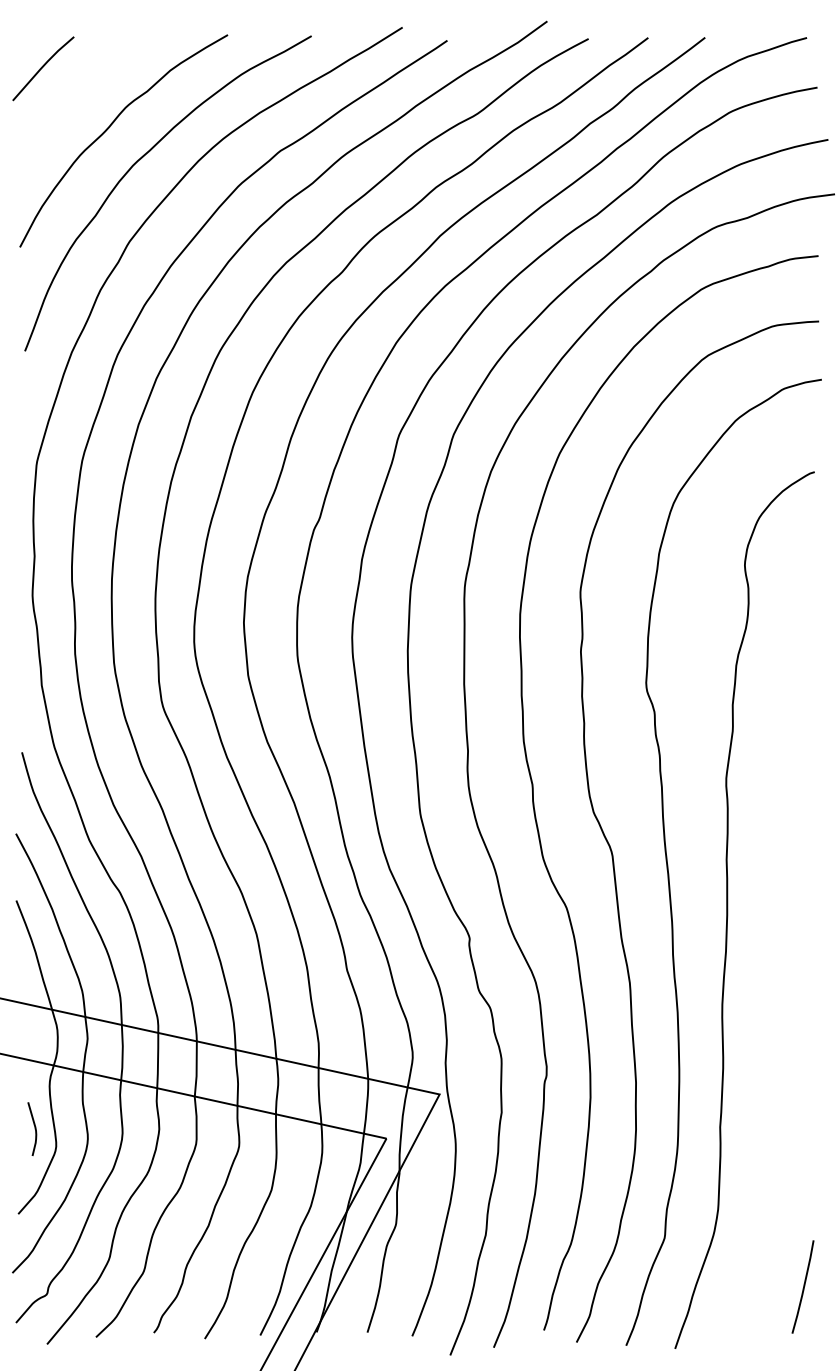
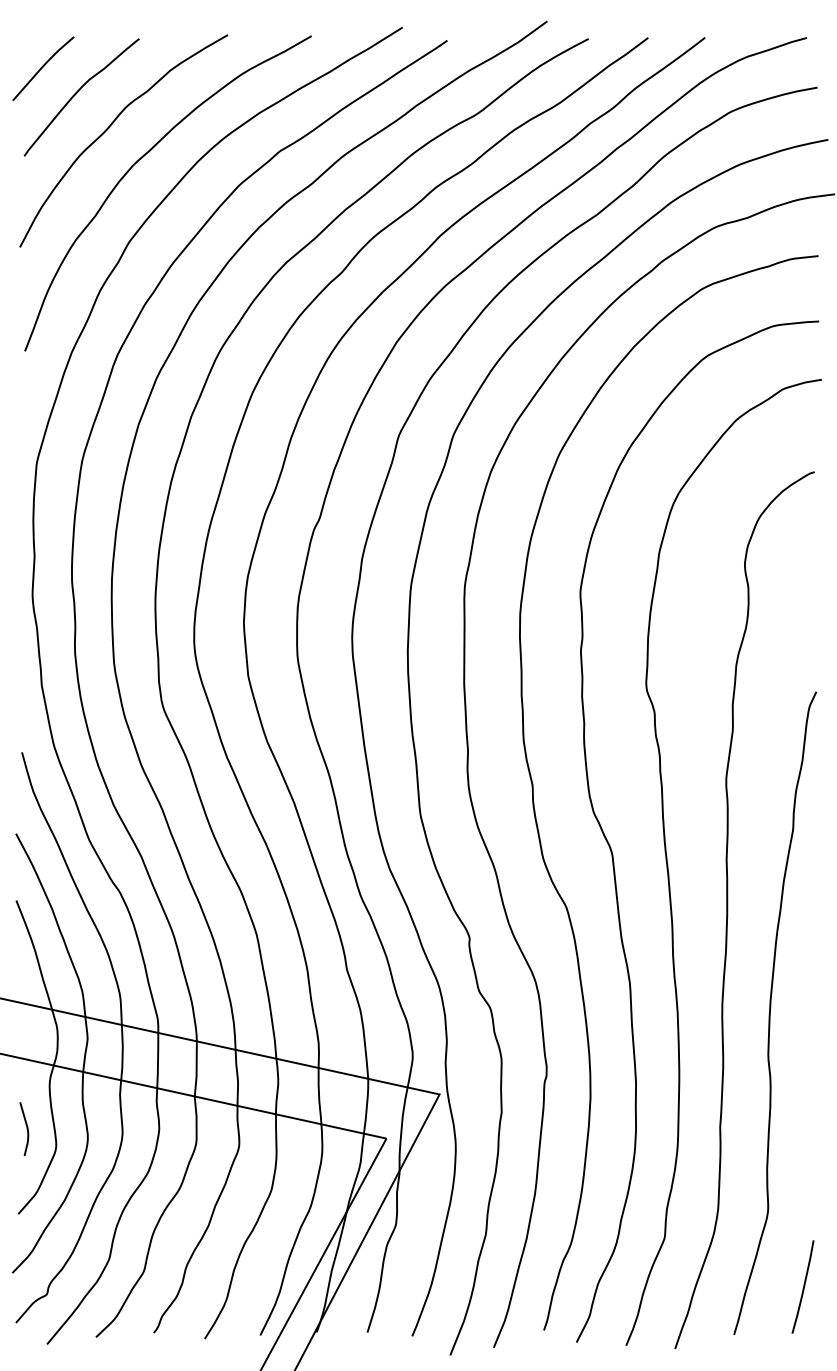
curve: none -> present (77, 93)
curve: none -> present (770, 1012)
curve position: (34, 1128) -> (26, 1128) (26, 1128)
